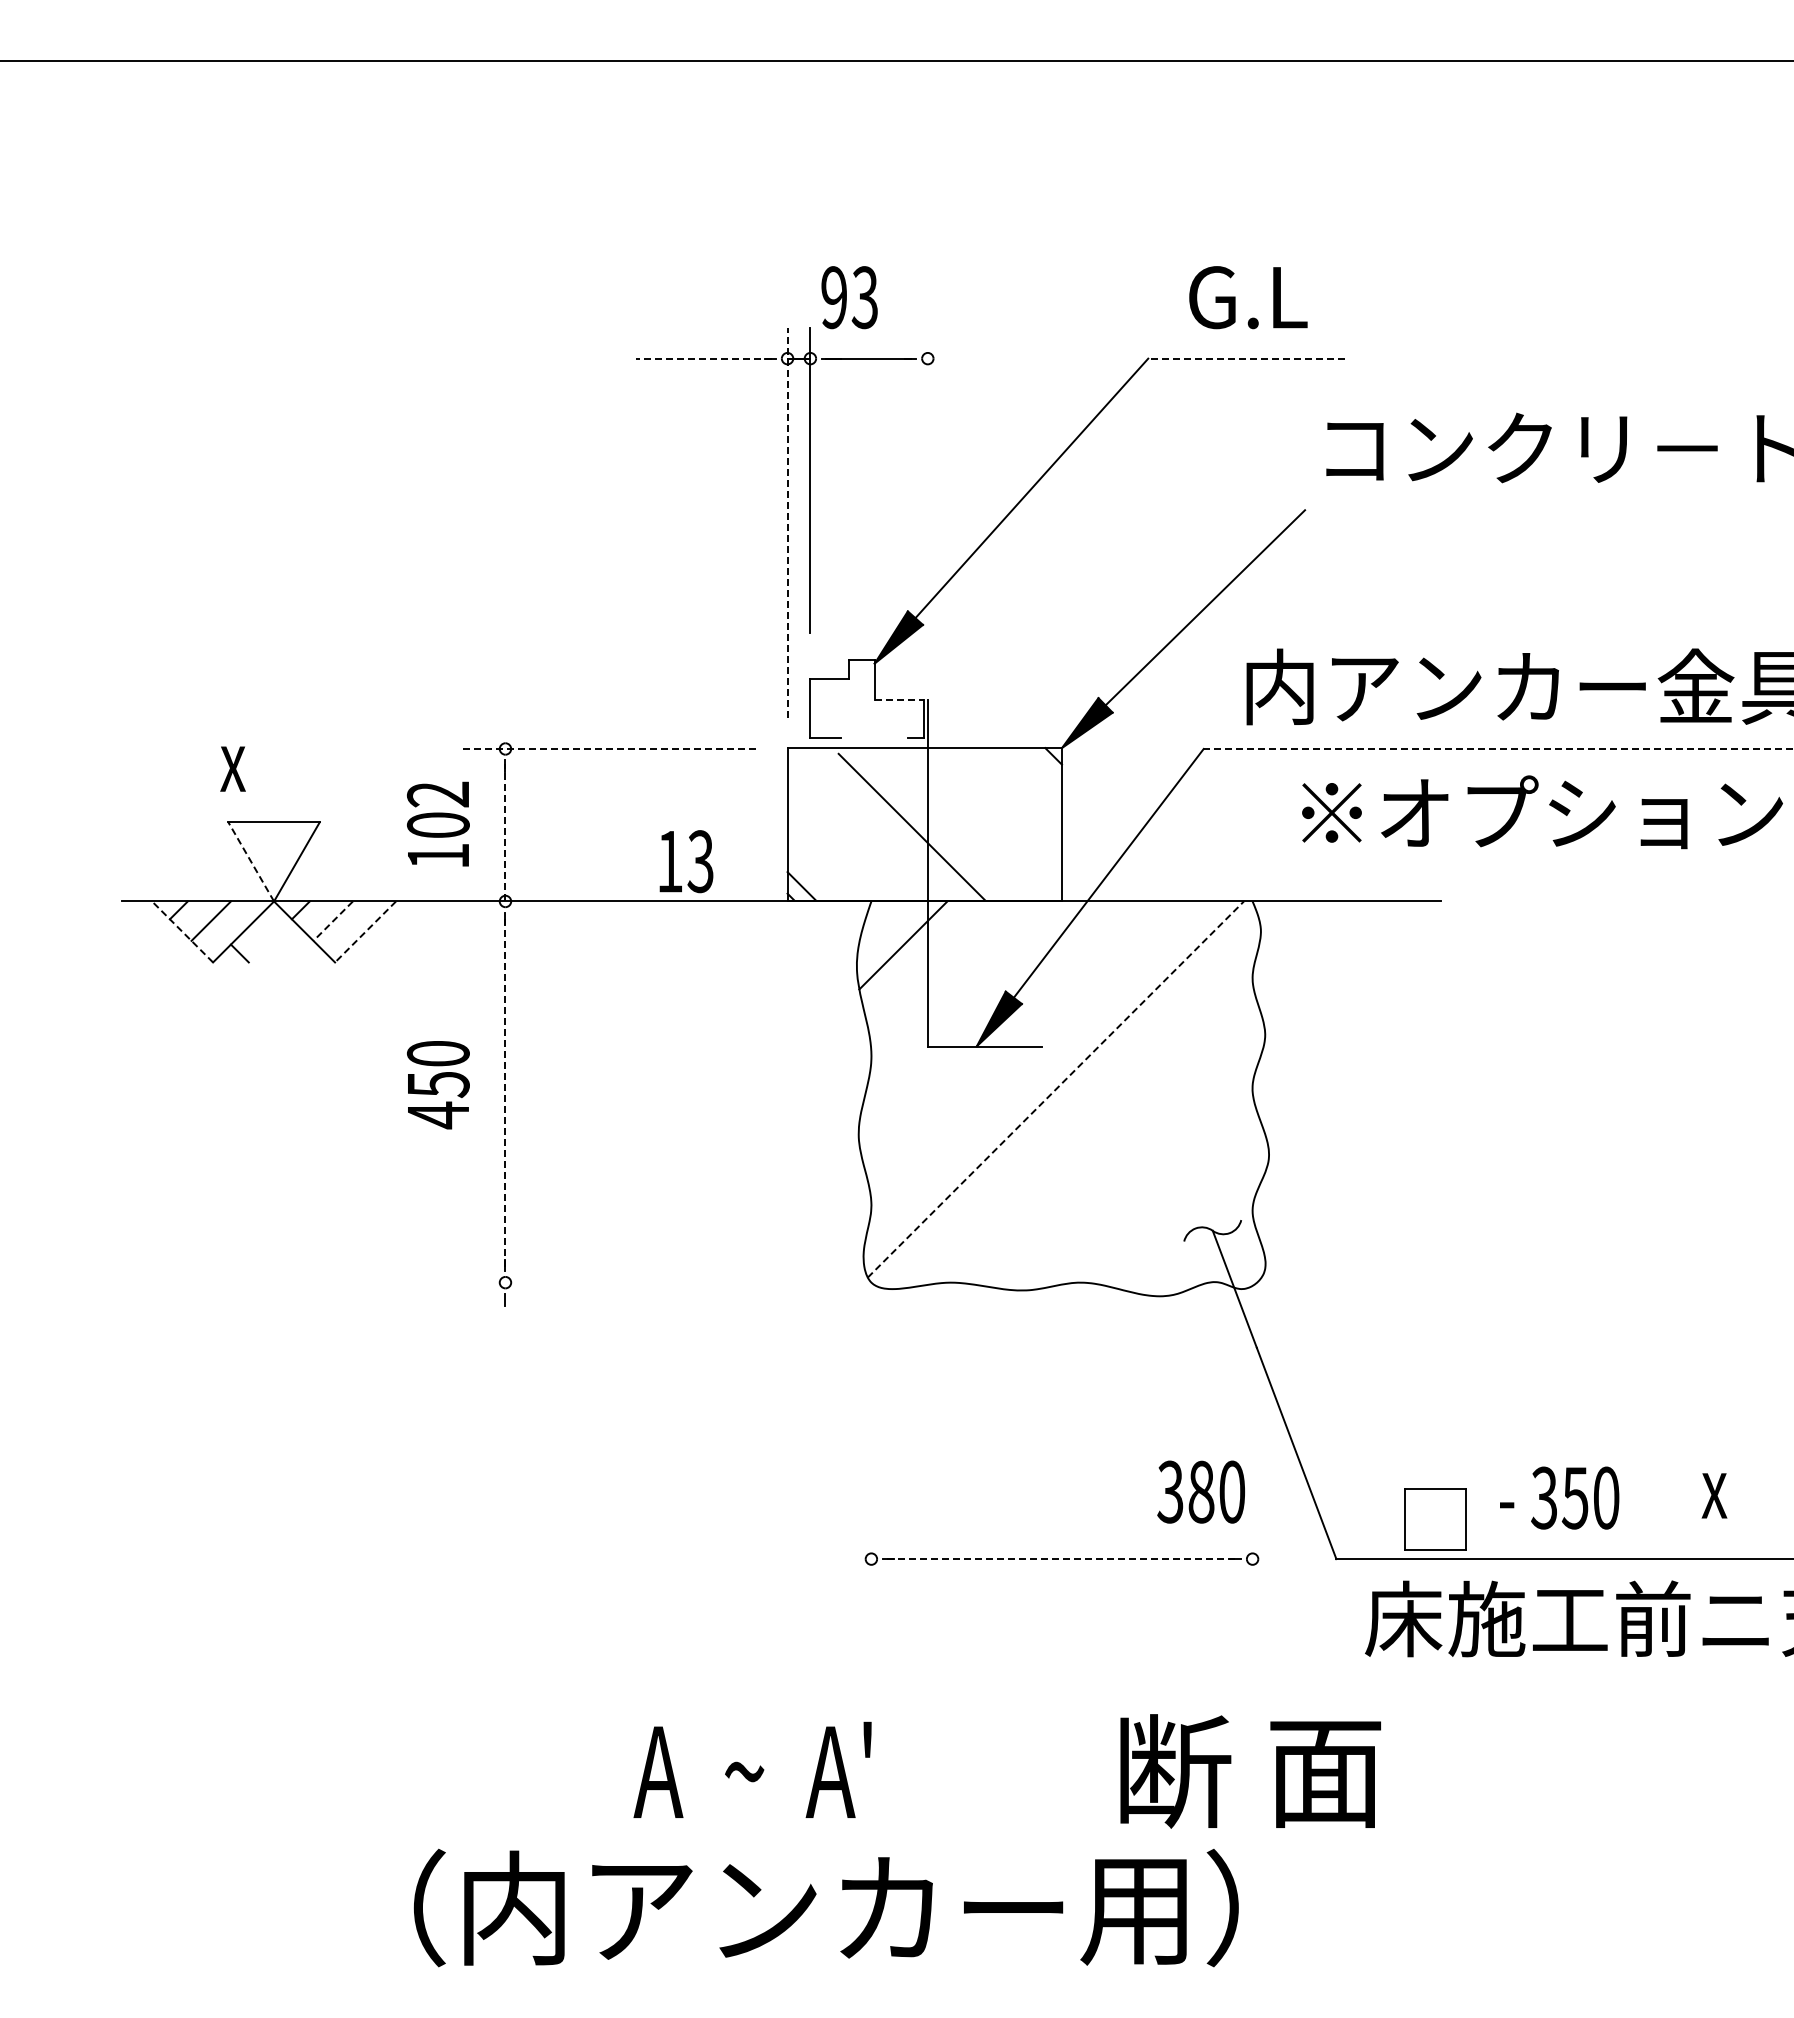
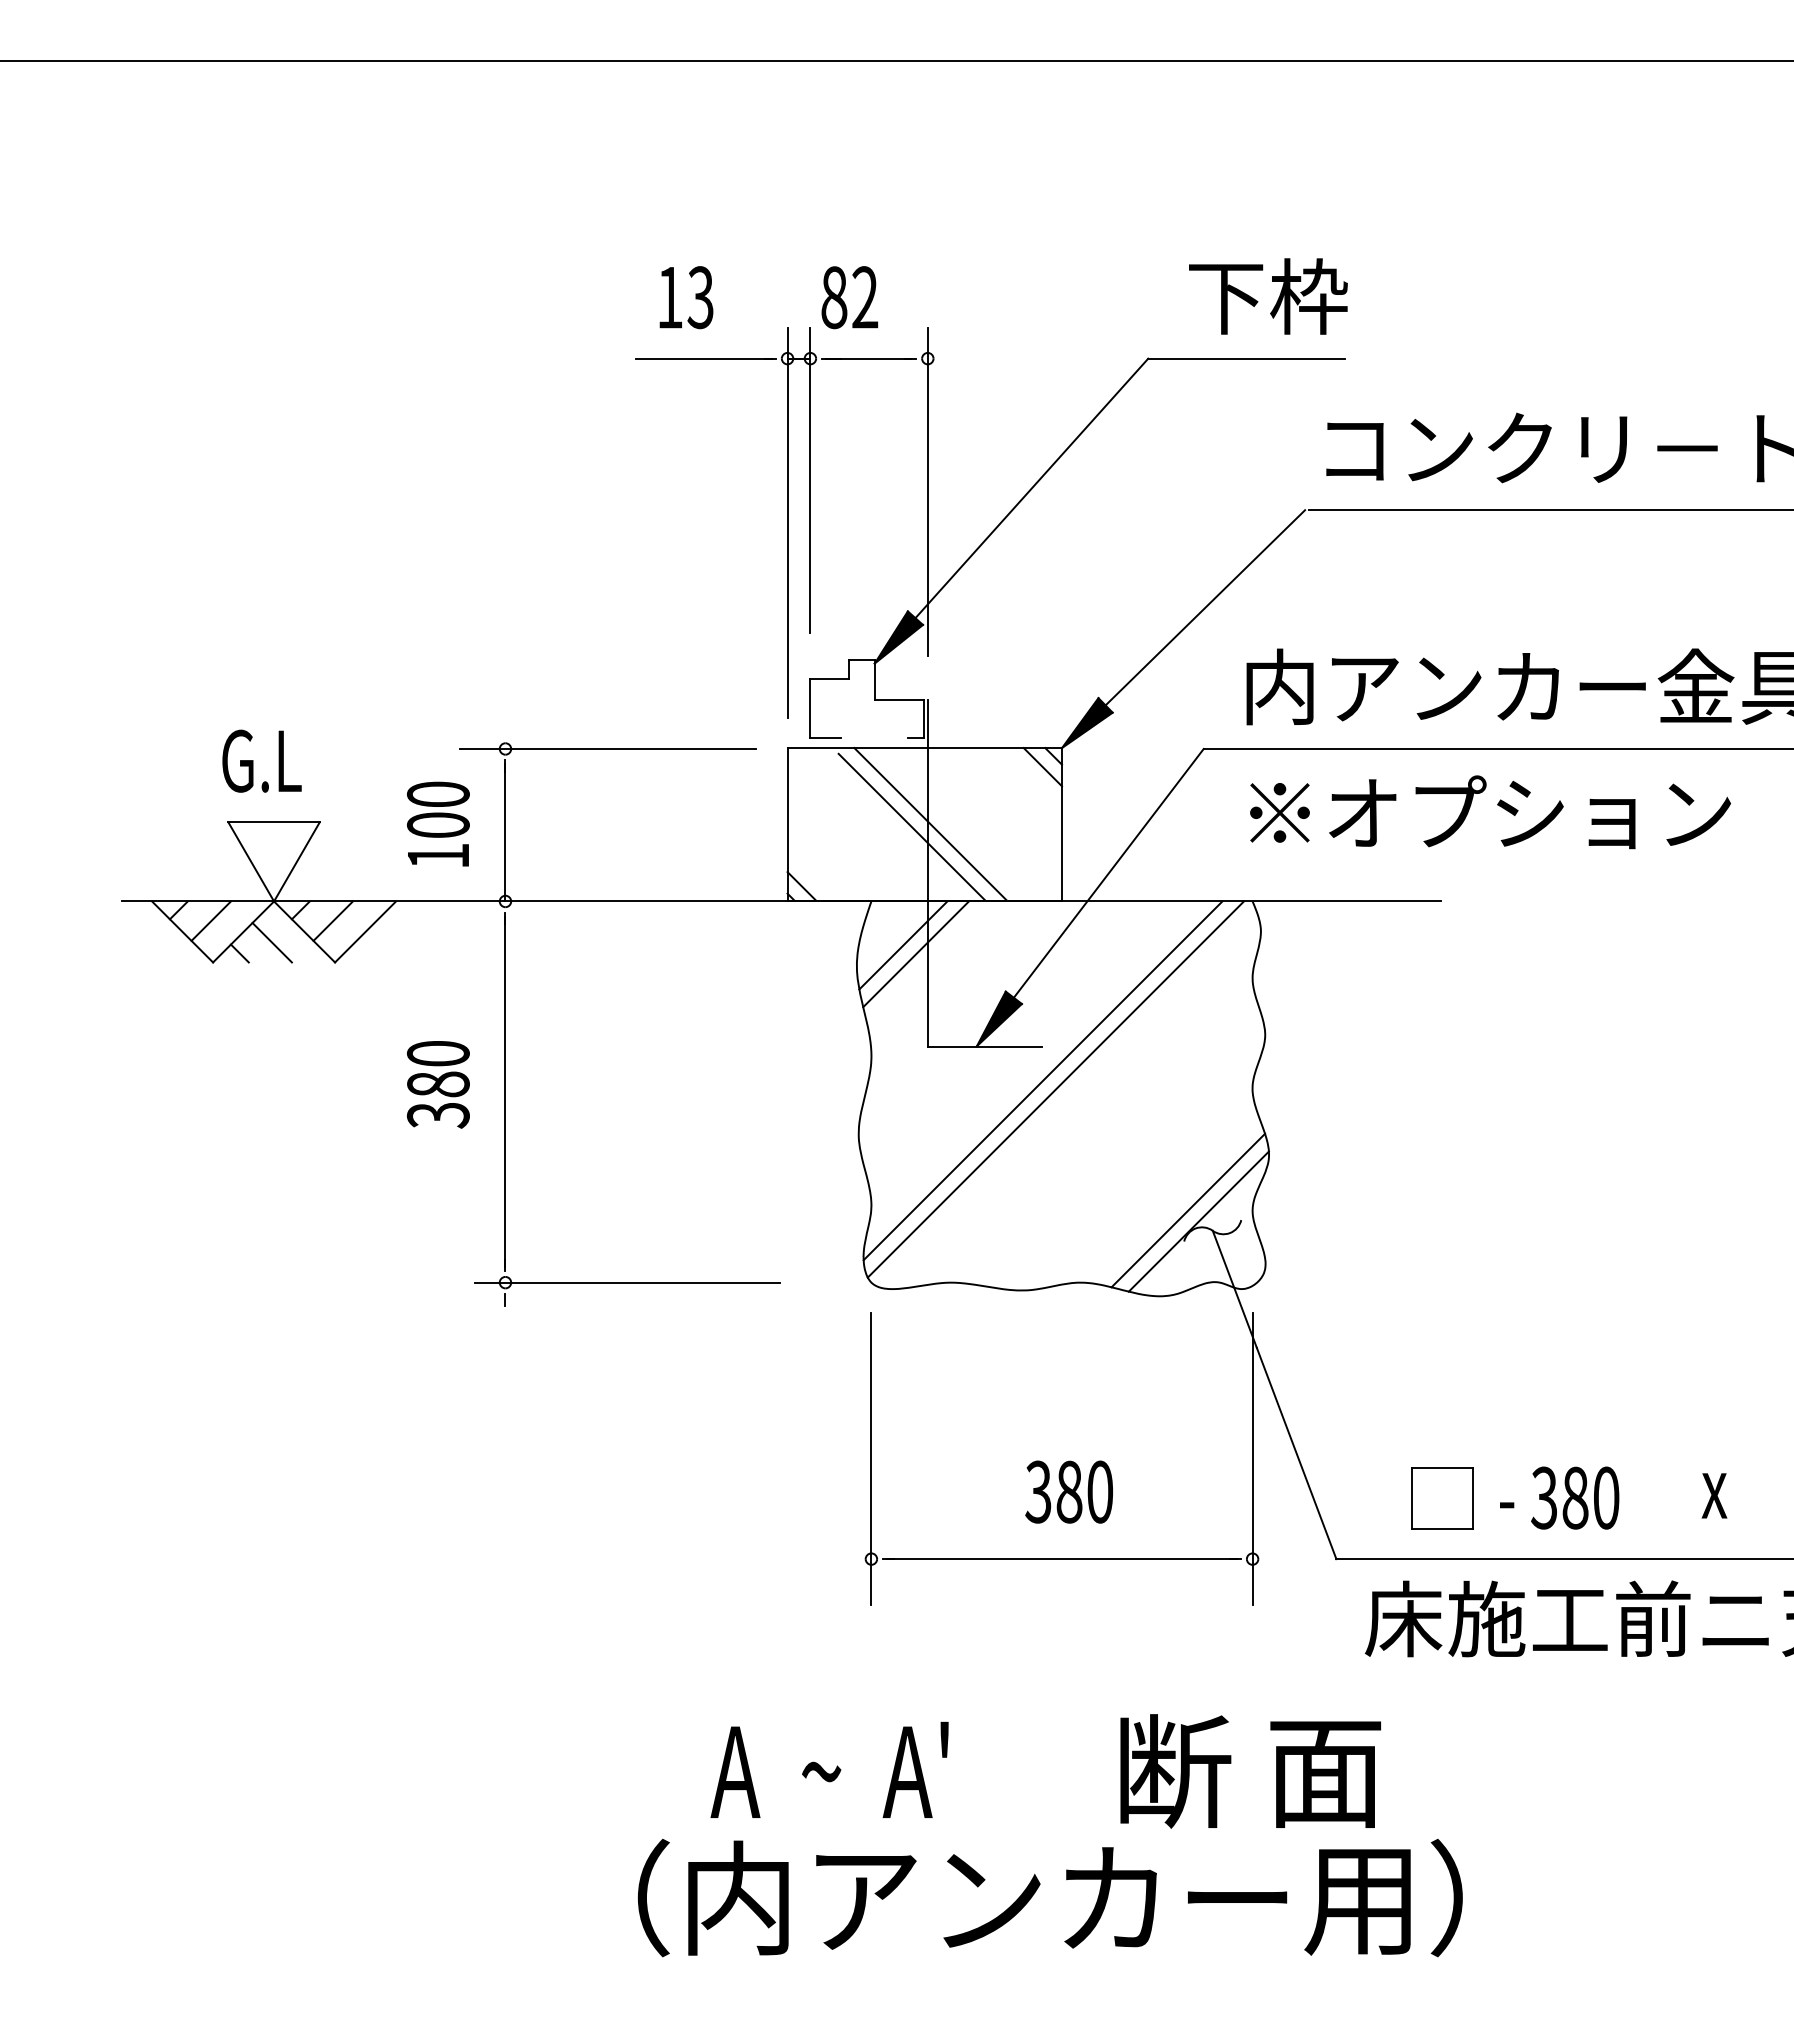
text: G.L -> 下枠 (1268, 296)
text: 93 -> 82 (849, 297)
line: dashed -> solid (703, 358)
line: dashed -> solid (1246, 358)
line: none -> present (927, 491)
line: none -> present (1549, 510)
line: dashed -> solid (787, 522)
line: dashed -> solid (899, 700)
line: dashed -> solid (607, 748)
line: dashed -> solid (1498, 748)
text: x -> G.L (260, 760)
line: none -> present (1042, 767)
text: 102 -> 100 (438, 794)
text position: (1542, 812) -> (1490, 812) (1490, 812)
line: none -> present (930, 824)
line: dashed -> solid (505, 832)
line: dashed -> solid (251, 861)
text position: (686, 861) -> (686, 297) (686, 297)
line: dashed -> solid (333, 921)
line: dashed -> solid (182, 931)
line: dashed -> solid (365, 932)
line: none -> present (271, 942)
line: none -> present (915, 954)
line: none -> present (1042, 1080)
line: dashed -> solid (1055, 1089)
line: dashed -> solid (505, 1091)
text: 450 -> 380 (437, 1100)
line: none -> present (1188, 1210)
line: none -> present (1198, 1221)
line: none -> present (626, 1282)
line: none -> present (871, 1458)
line: none -> present (1252, 1458)
text position: (1200, 1491) -> (1068, 1491) (1068, 1491)
text: 350 -> 380 (1574, 1497)
part position: (1435, 1519) -> (1442, 1498) (1442, 1498)
line: dashed -> solid (1062, 1559)
text position: (752, 1769) -> (829, 1769) (829, 1769)
text position: (826, 1907) -> (1050, 1897) (1050, 1897)
